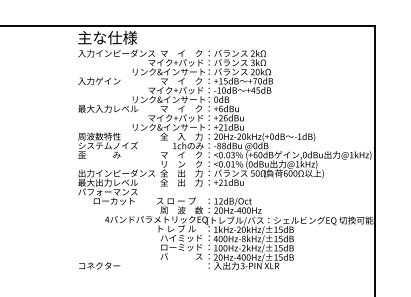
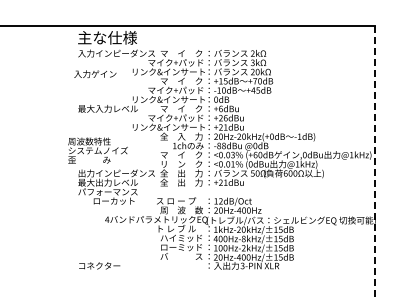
text position: (99, 80) -> (95, 73) (95, 73)
text position: (107, 145) -> (97, 150) (97, 150)
line: solid -> dashed (375, 161)
